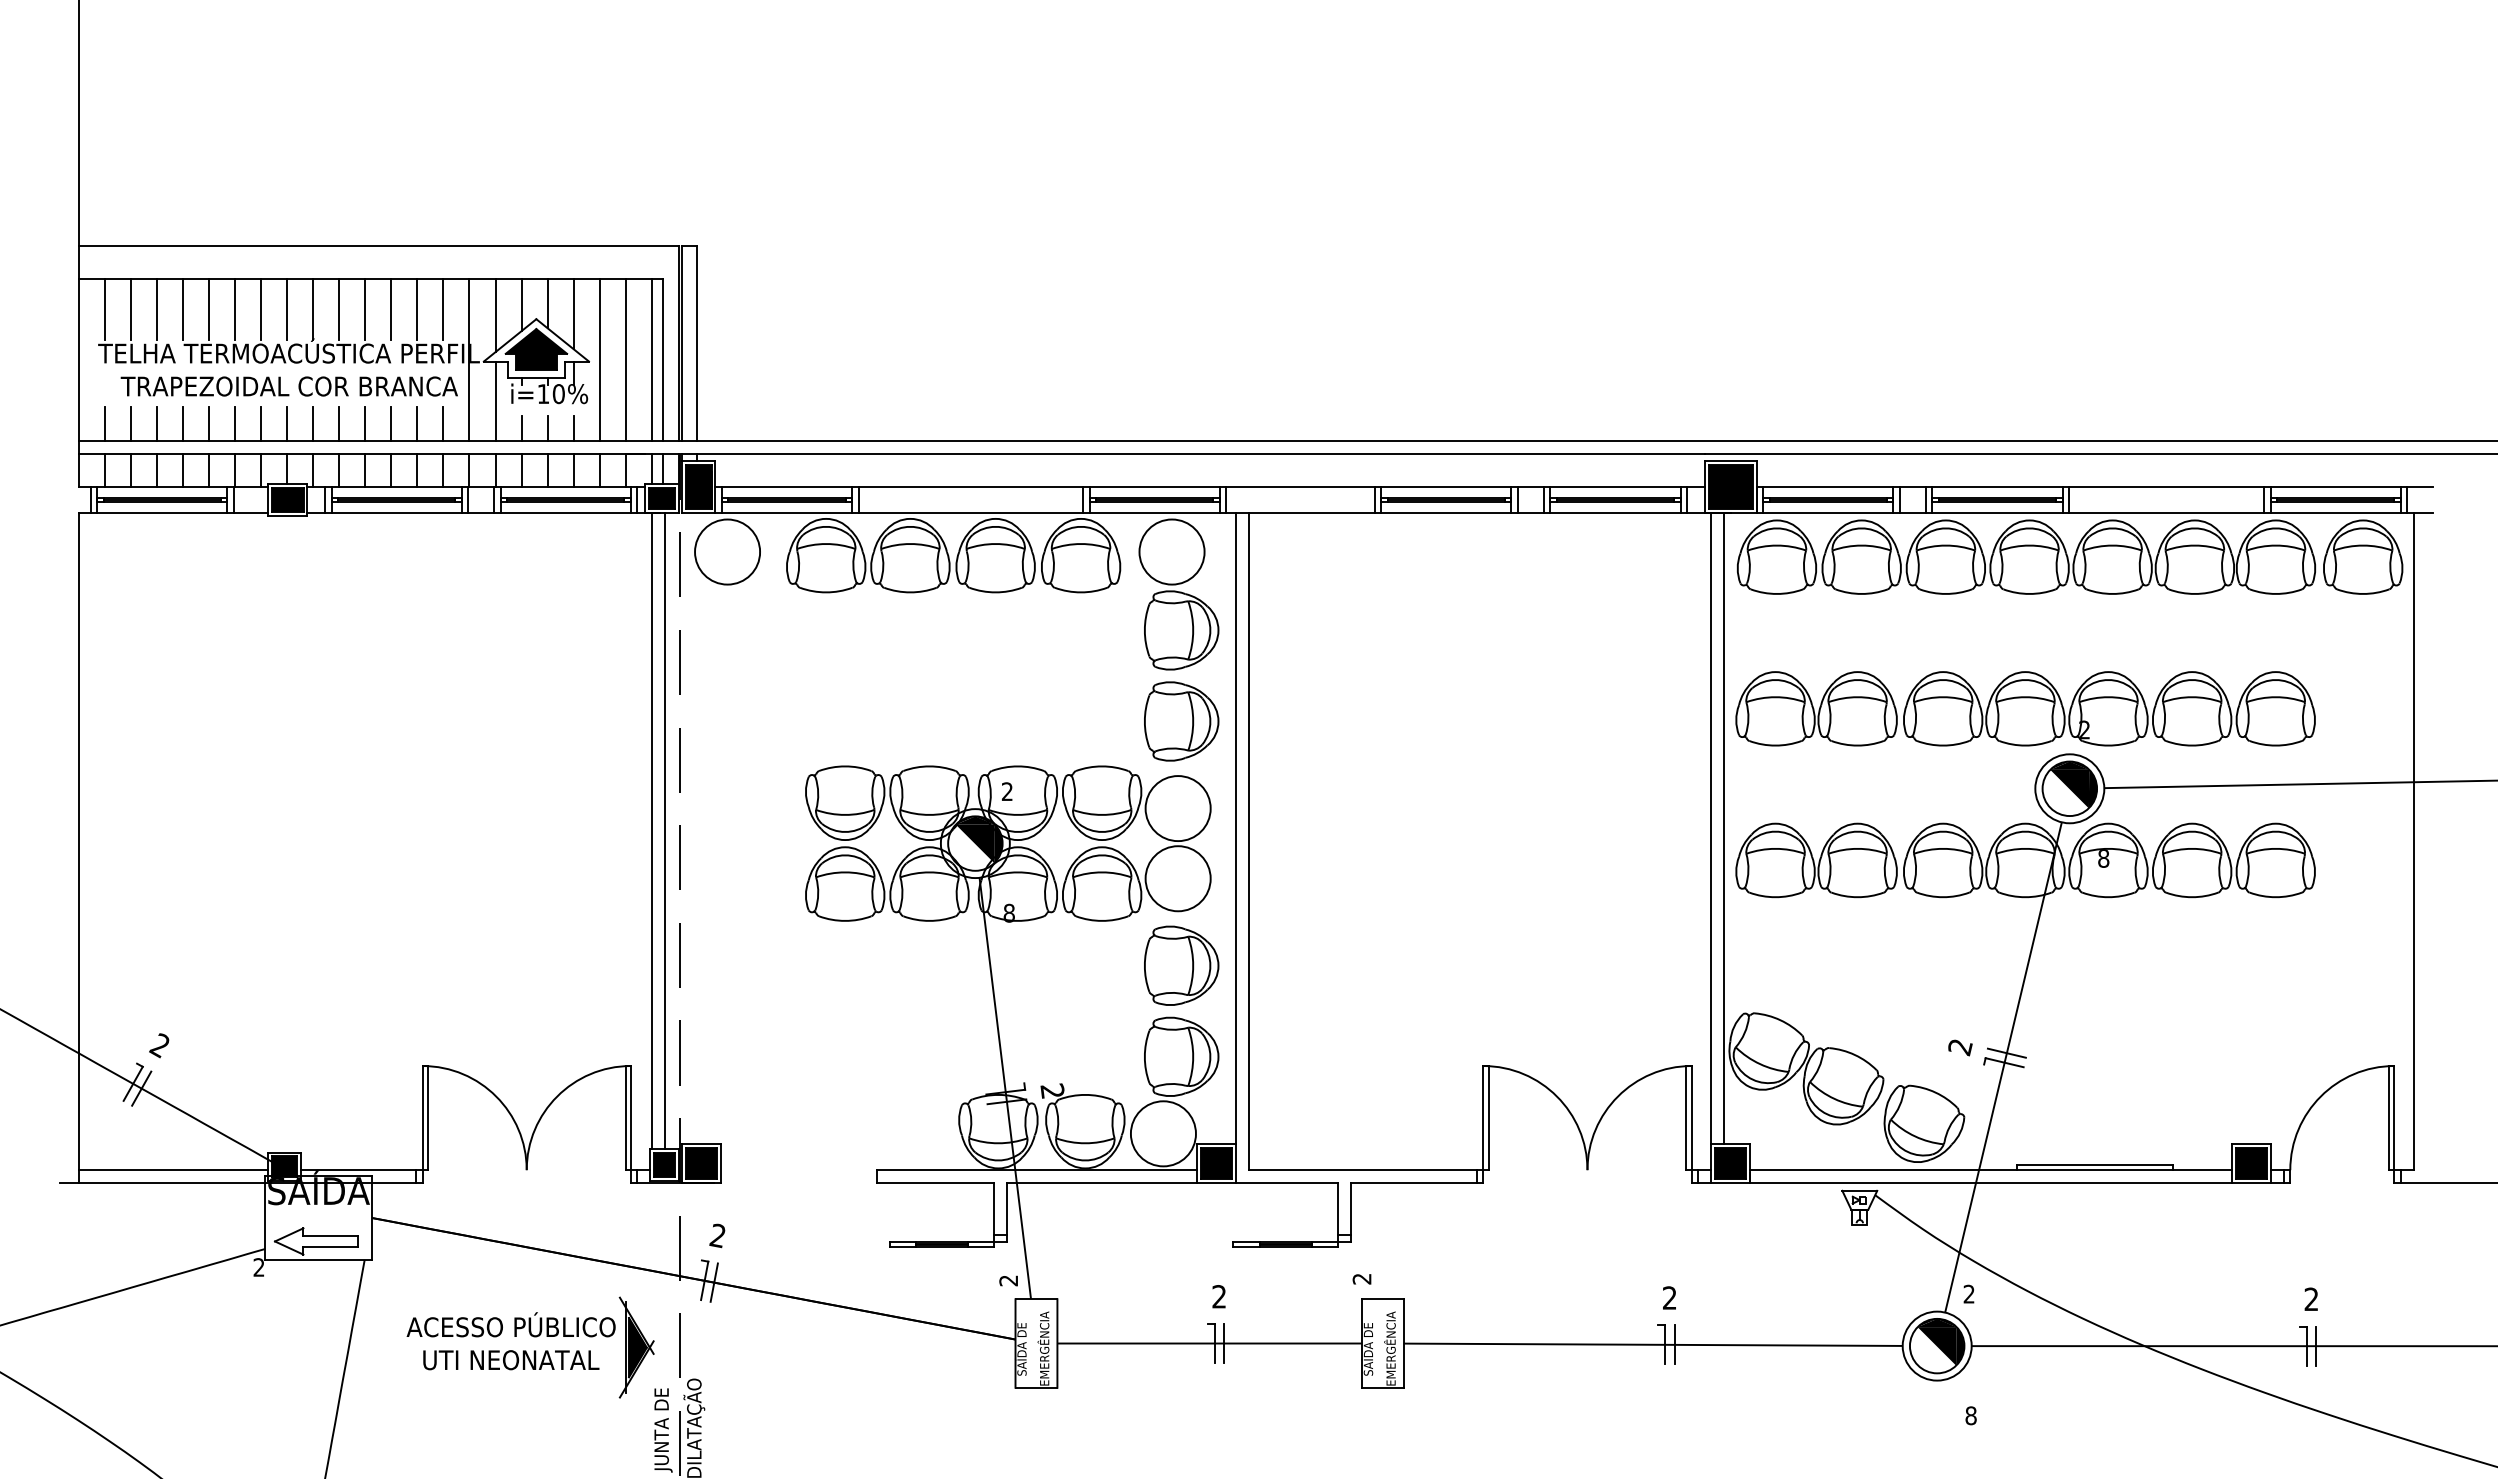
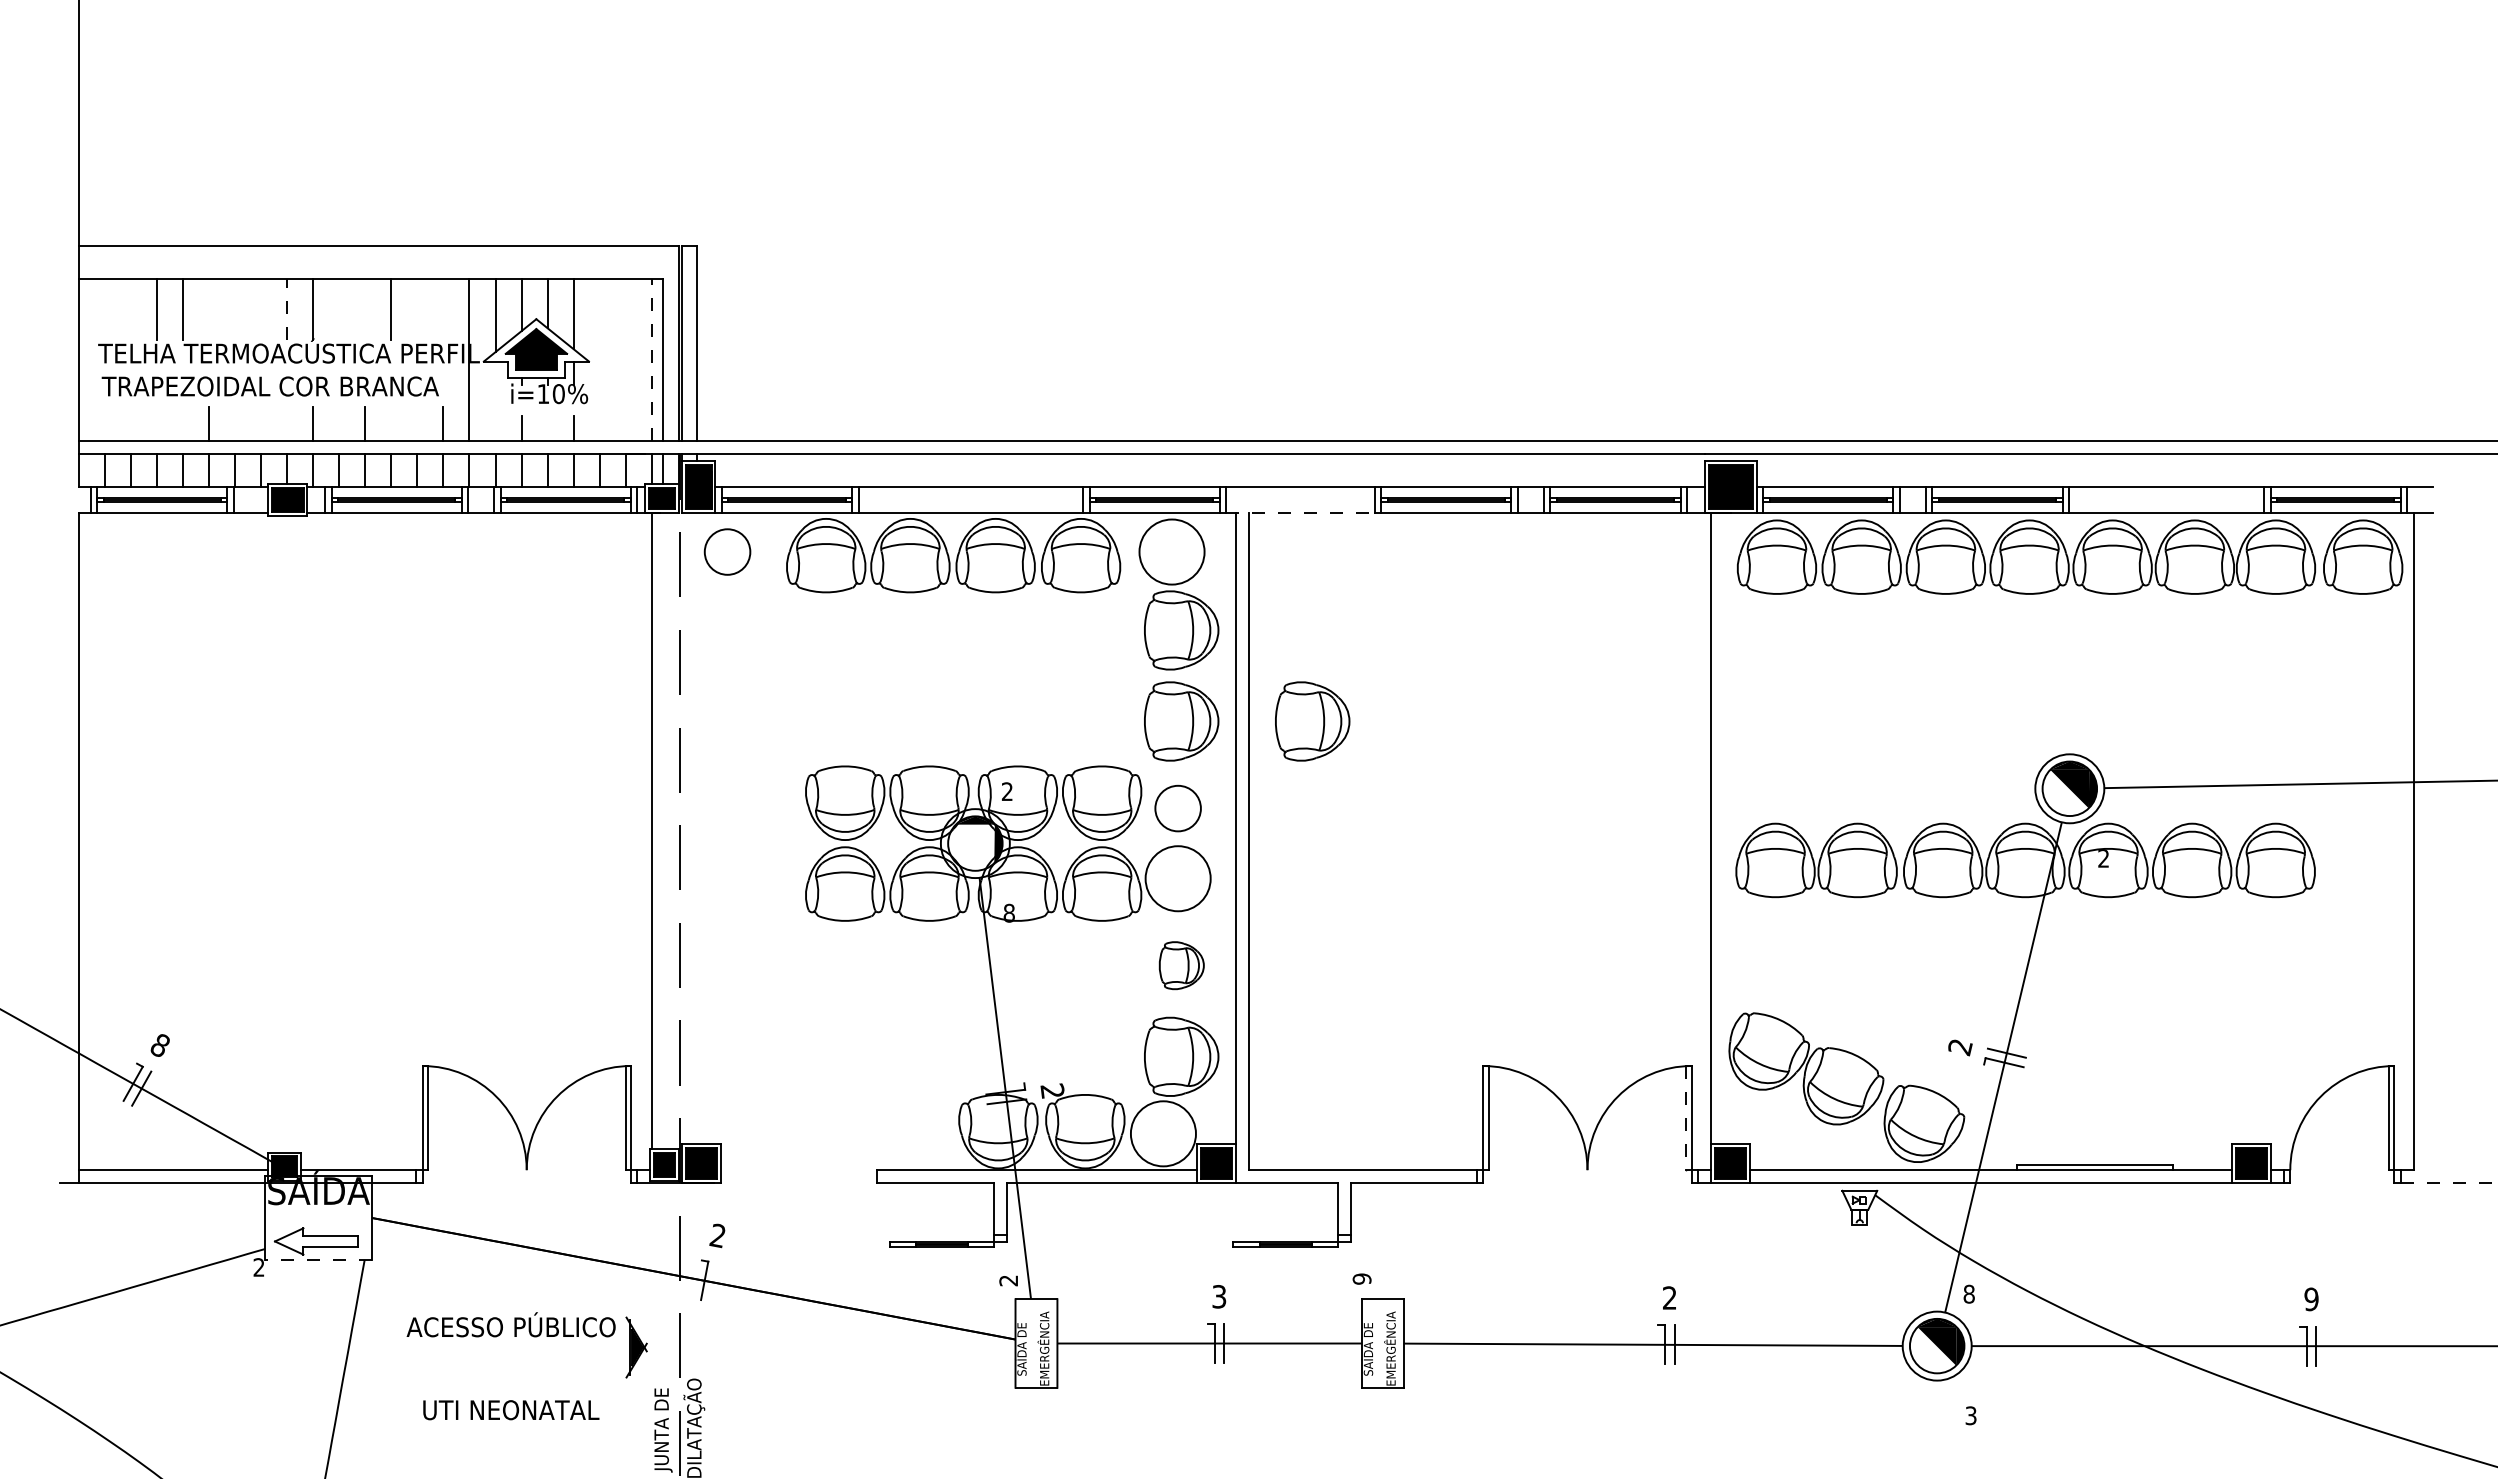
line: present -> none (105, 308)
line: present -> none (131, 308)
line: present -> none (209, 308)
line: present -> none (235, 308)
line: present -> none (261, 308)
line: present -> none (339, 308)
line: present -> none (365, 308)
line: present -> none (417, 308)
line: present -> none (443, 308)
line: solid -> dashed (287, 309)
line: present -> none (599, 359)
line: present -> none (625, 359)
line: solid -> dashed (651, 359)
text position: (288, 386) -> (269, 386) (269, 386)
line: present -> none (495, 401)
line: present -> none (105, 424)
line: present -> none (131, 424)
line: present -> none (157, 424)
line: present -> none (183, 424)
line: present -> none (235, 424)
line: present -> none (261, 424)
line: present -> none (287, 424)
line: present -> none (339, 424)
line: present -> none (391, 424)
line: present -> none (417, 424)
line: present -> none (547, 428)
line: solid -> dashed (1300, 512)
circle diameter: 65 px -> 46 px (727, 551)
part: present -> none (2025, 708)
part: none -> present (1312, 721)
circle diameter: 65 px -> 46 px (1177, 808)
line: present -> none (1724, 828)
line: present -> none (664, 830)
fill: present -> none (974, 843)
text: 8 -> 2 (2103, 858)
part size: 76x81 px -> 47x50 px (1181, 965)
text: 2 -> 8 (159, 1045)
line: solid -> dashed (1686, 1118)
line: solid -> dashed (2449, 1183)
line: solid -> dashed (318, 1260)
text: 2 -> 9 (1361, 1278)
line: present -> none (713, 1282)
text: 2 -> 8 (1968, 1293)
text: 2 -> 3 (1219, 1296)
text: 2 -> 9 (2311, 1299)
part size: 37x103 px -> 23x63 px (636, 1347)
text position: (511, 1360) -> (511, 1410) (511, 1410)
text: 8 -> 3 (1970, 1415)
